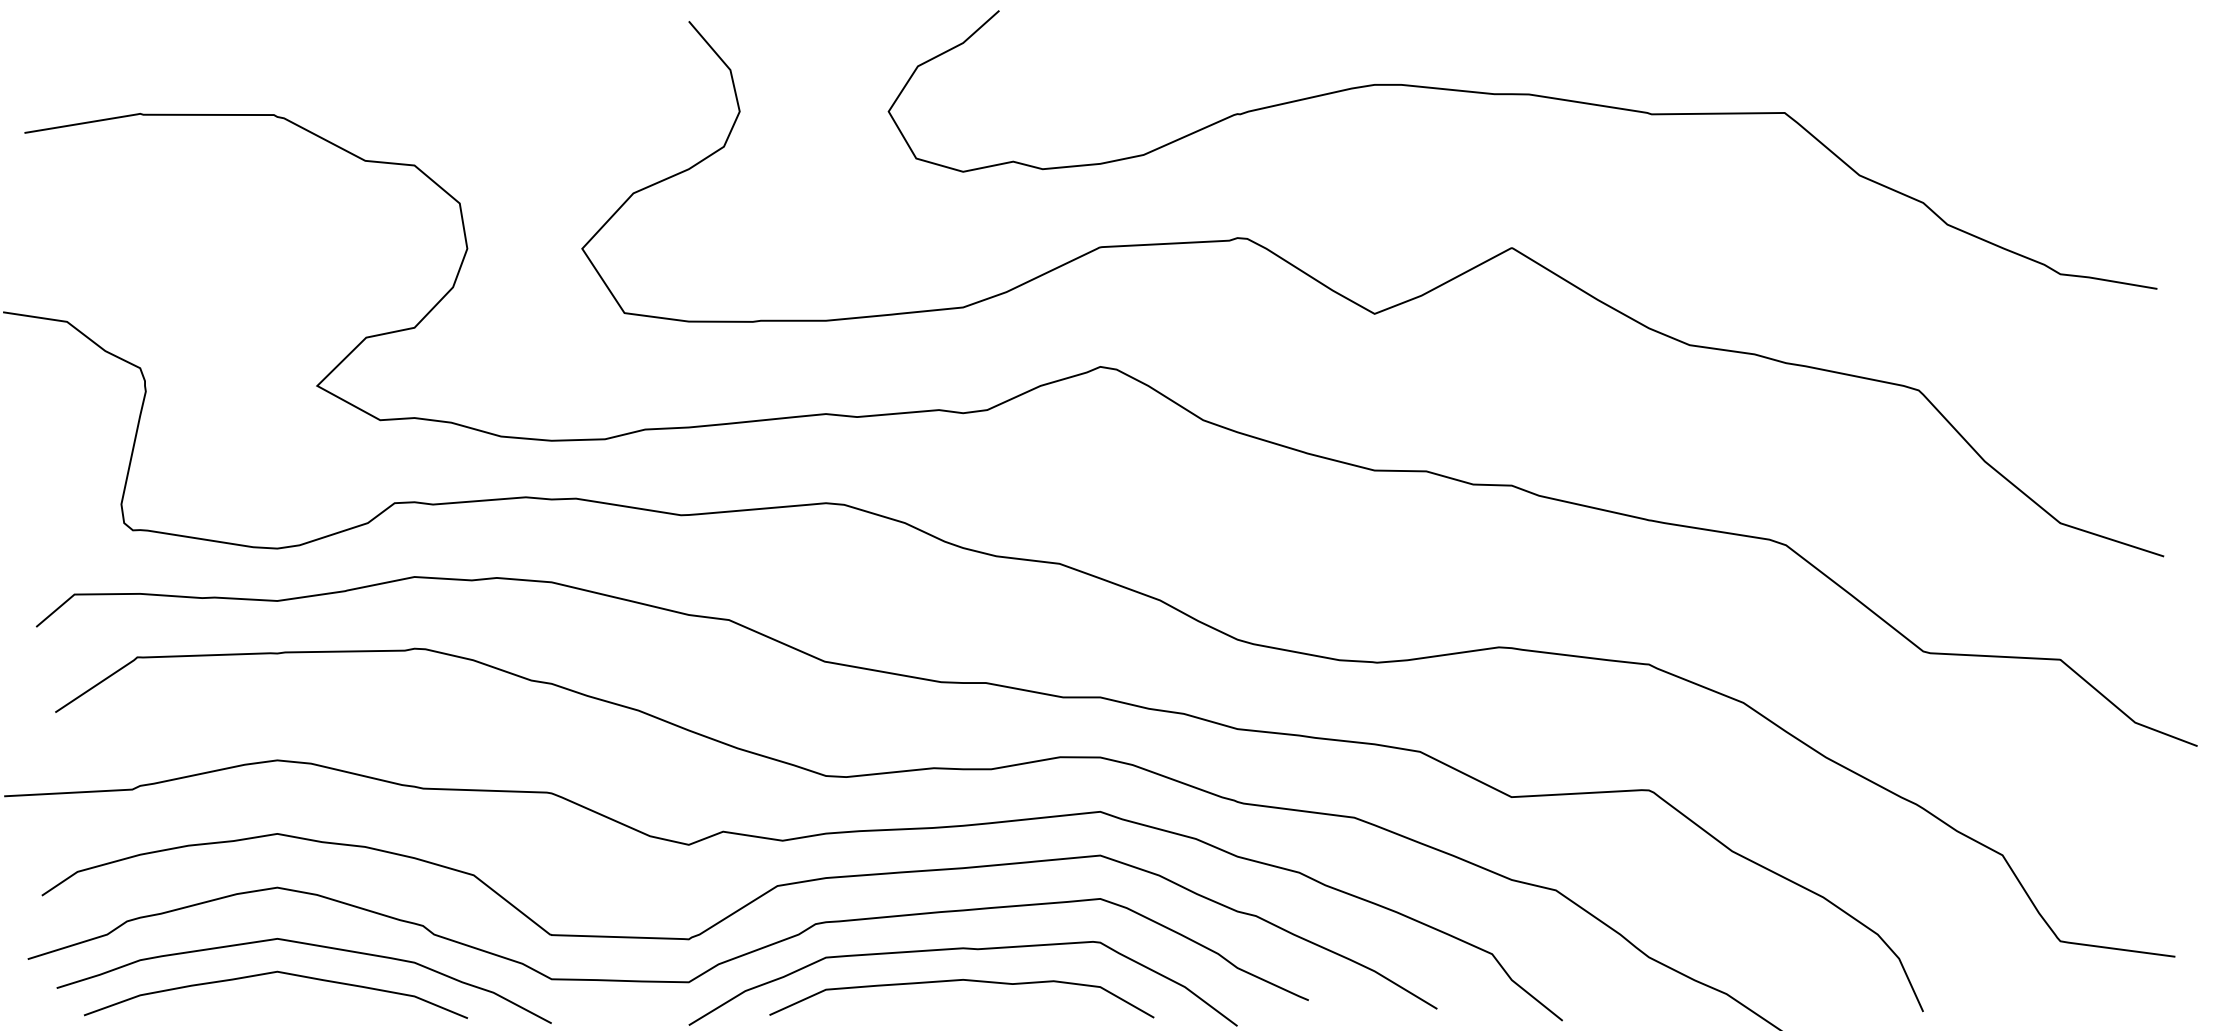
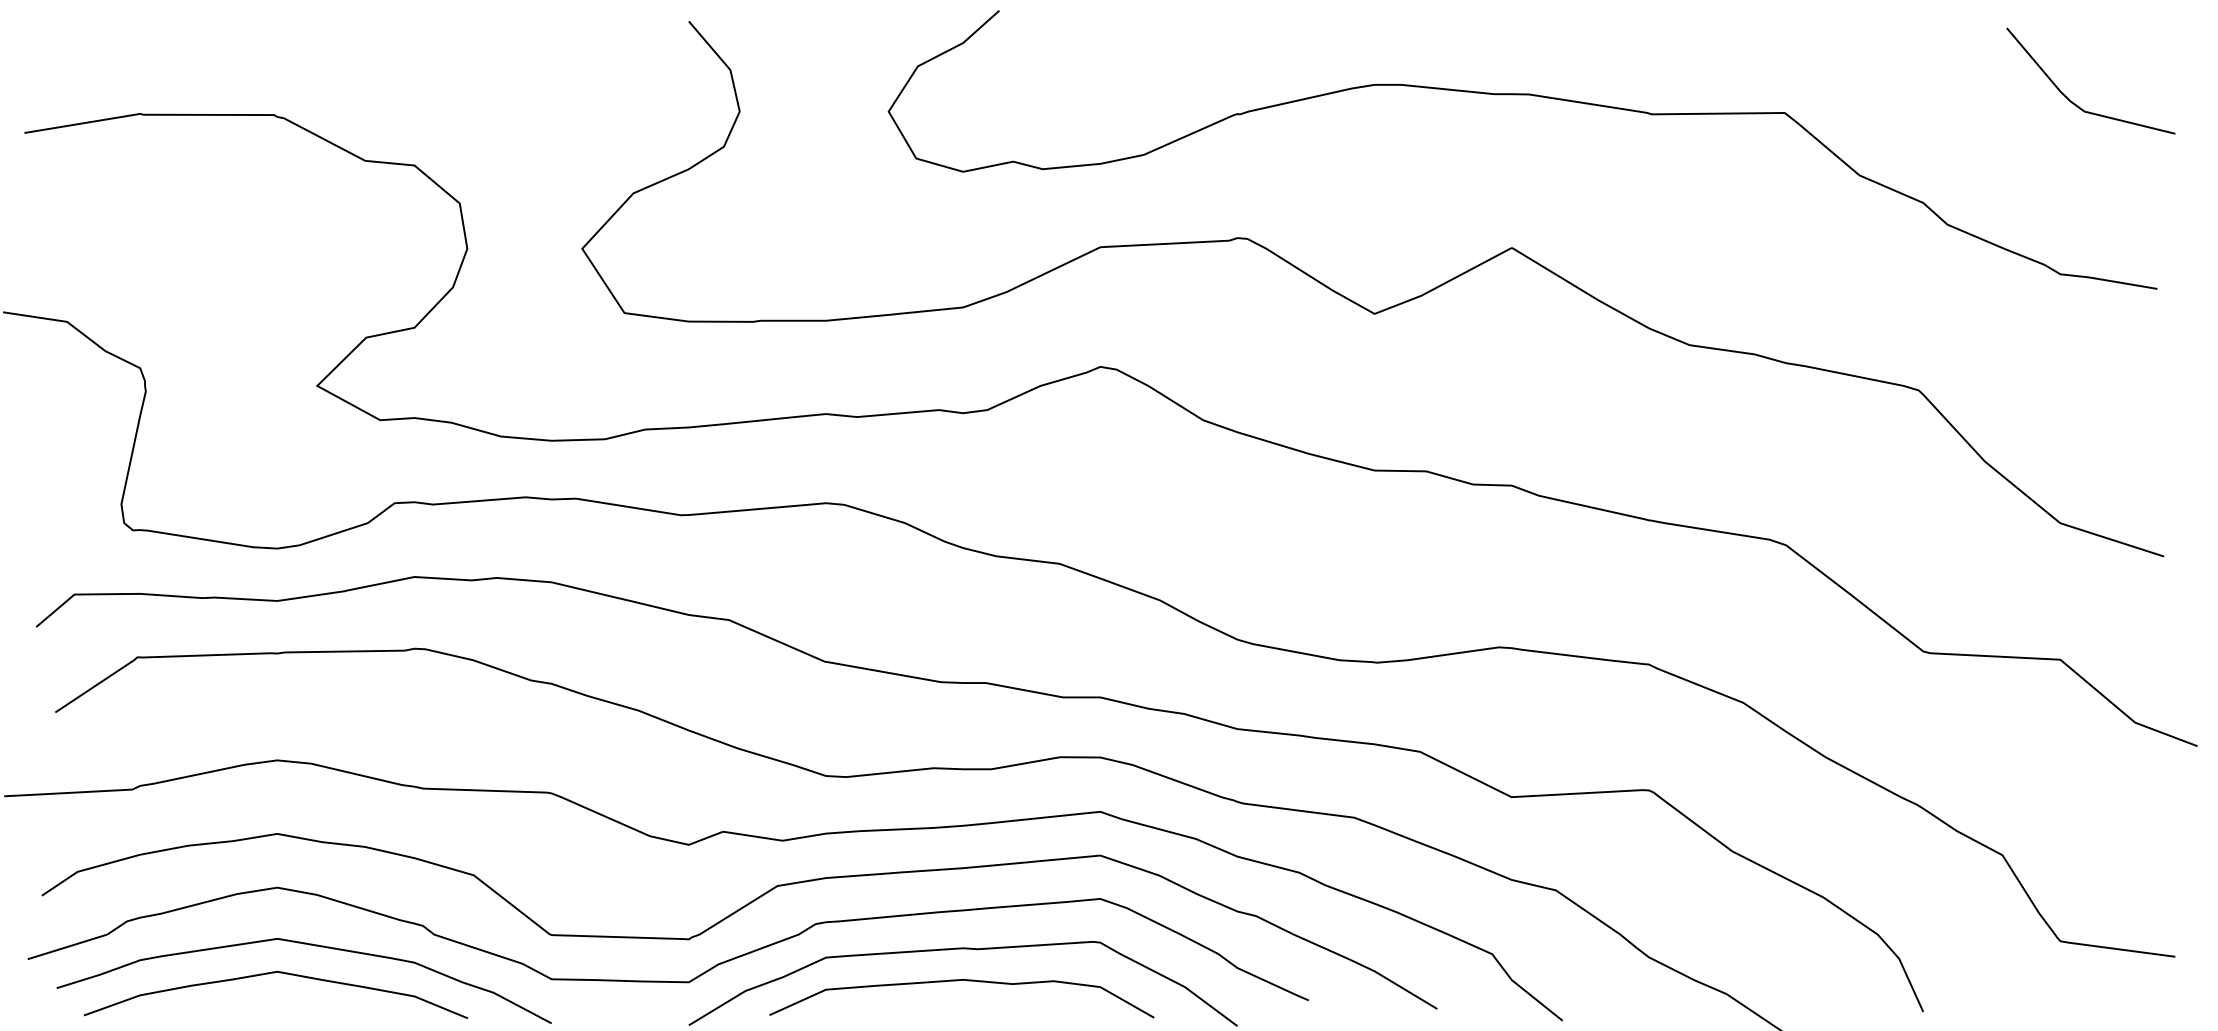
line: none -> present (2075, 103)
